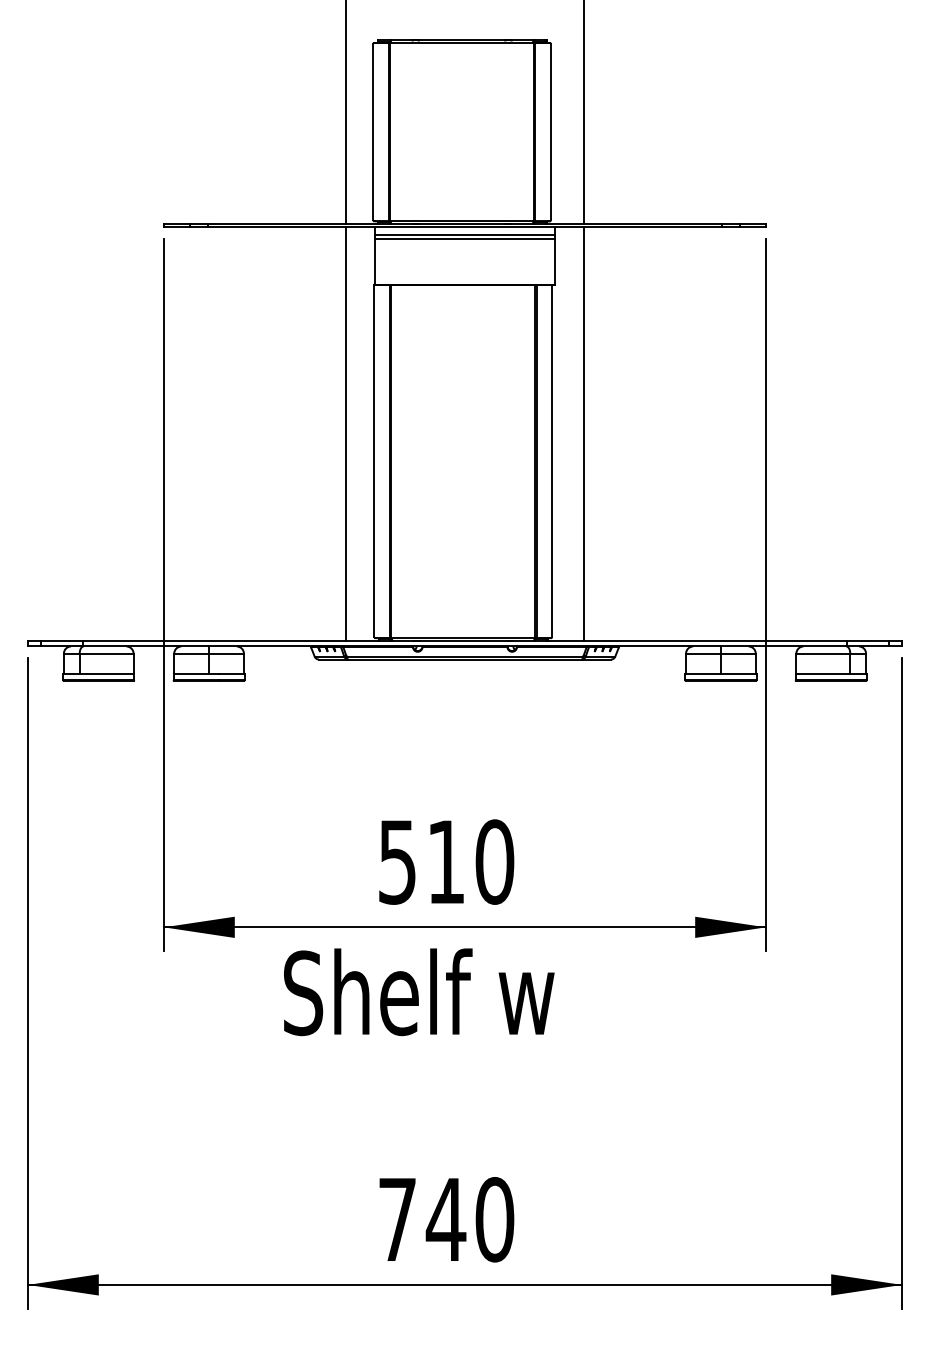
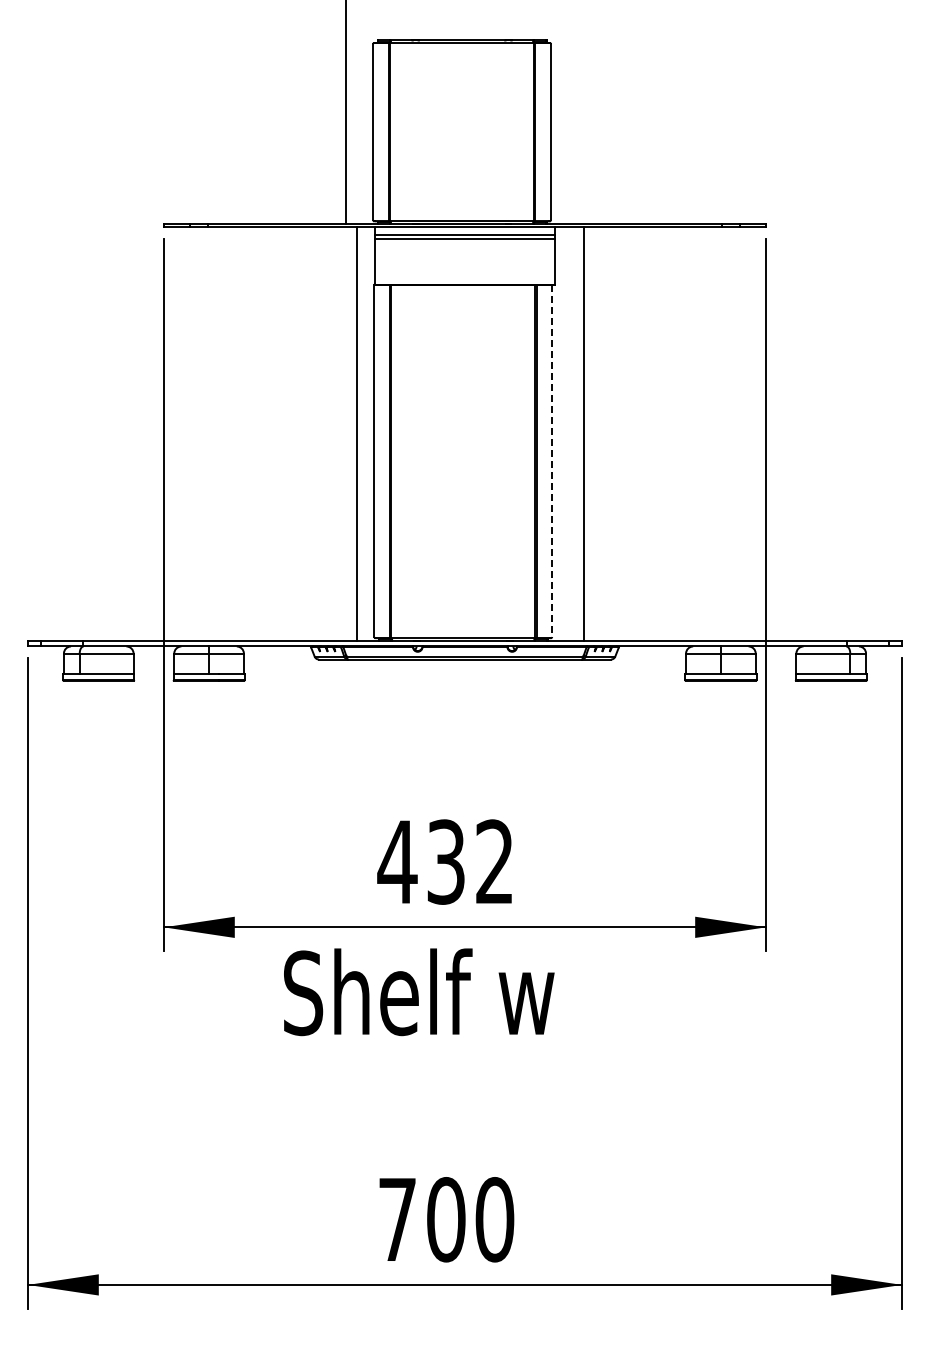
line: present -> none (583, 112)
line position: (346, 433) -> (357, 433) (357, 433)
line: solid -> dashed (552, 461)
text: 510 -> 432 (445, 861)
text: 740 -> 700 (445, 1219)
